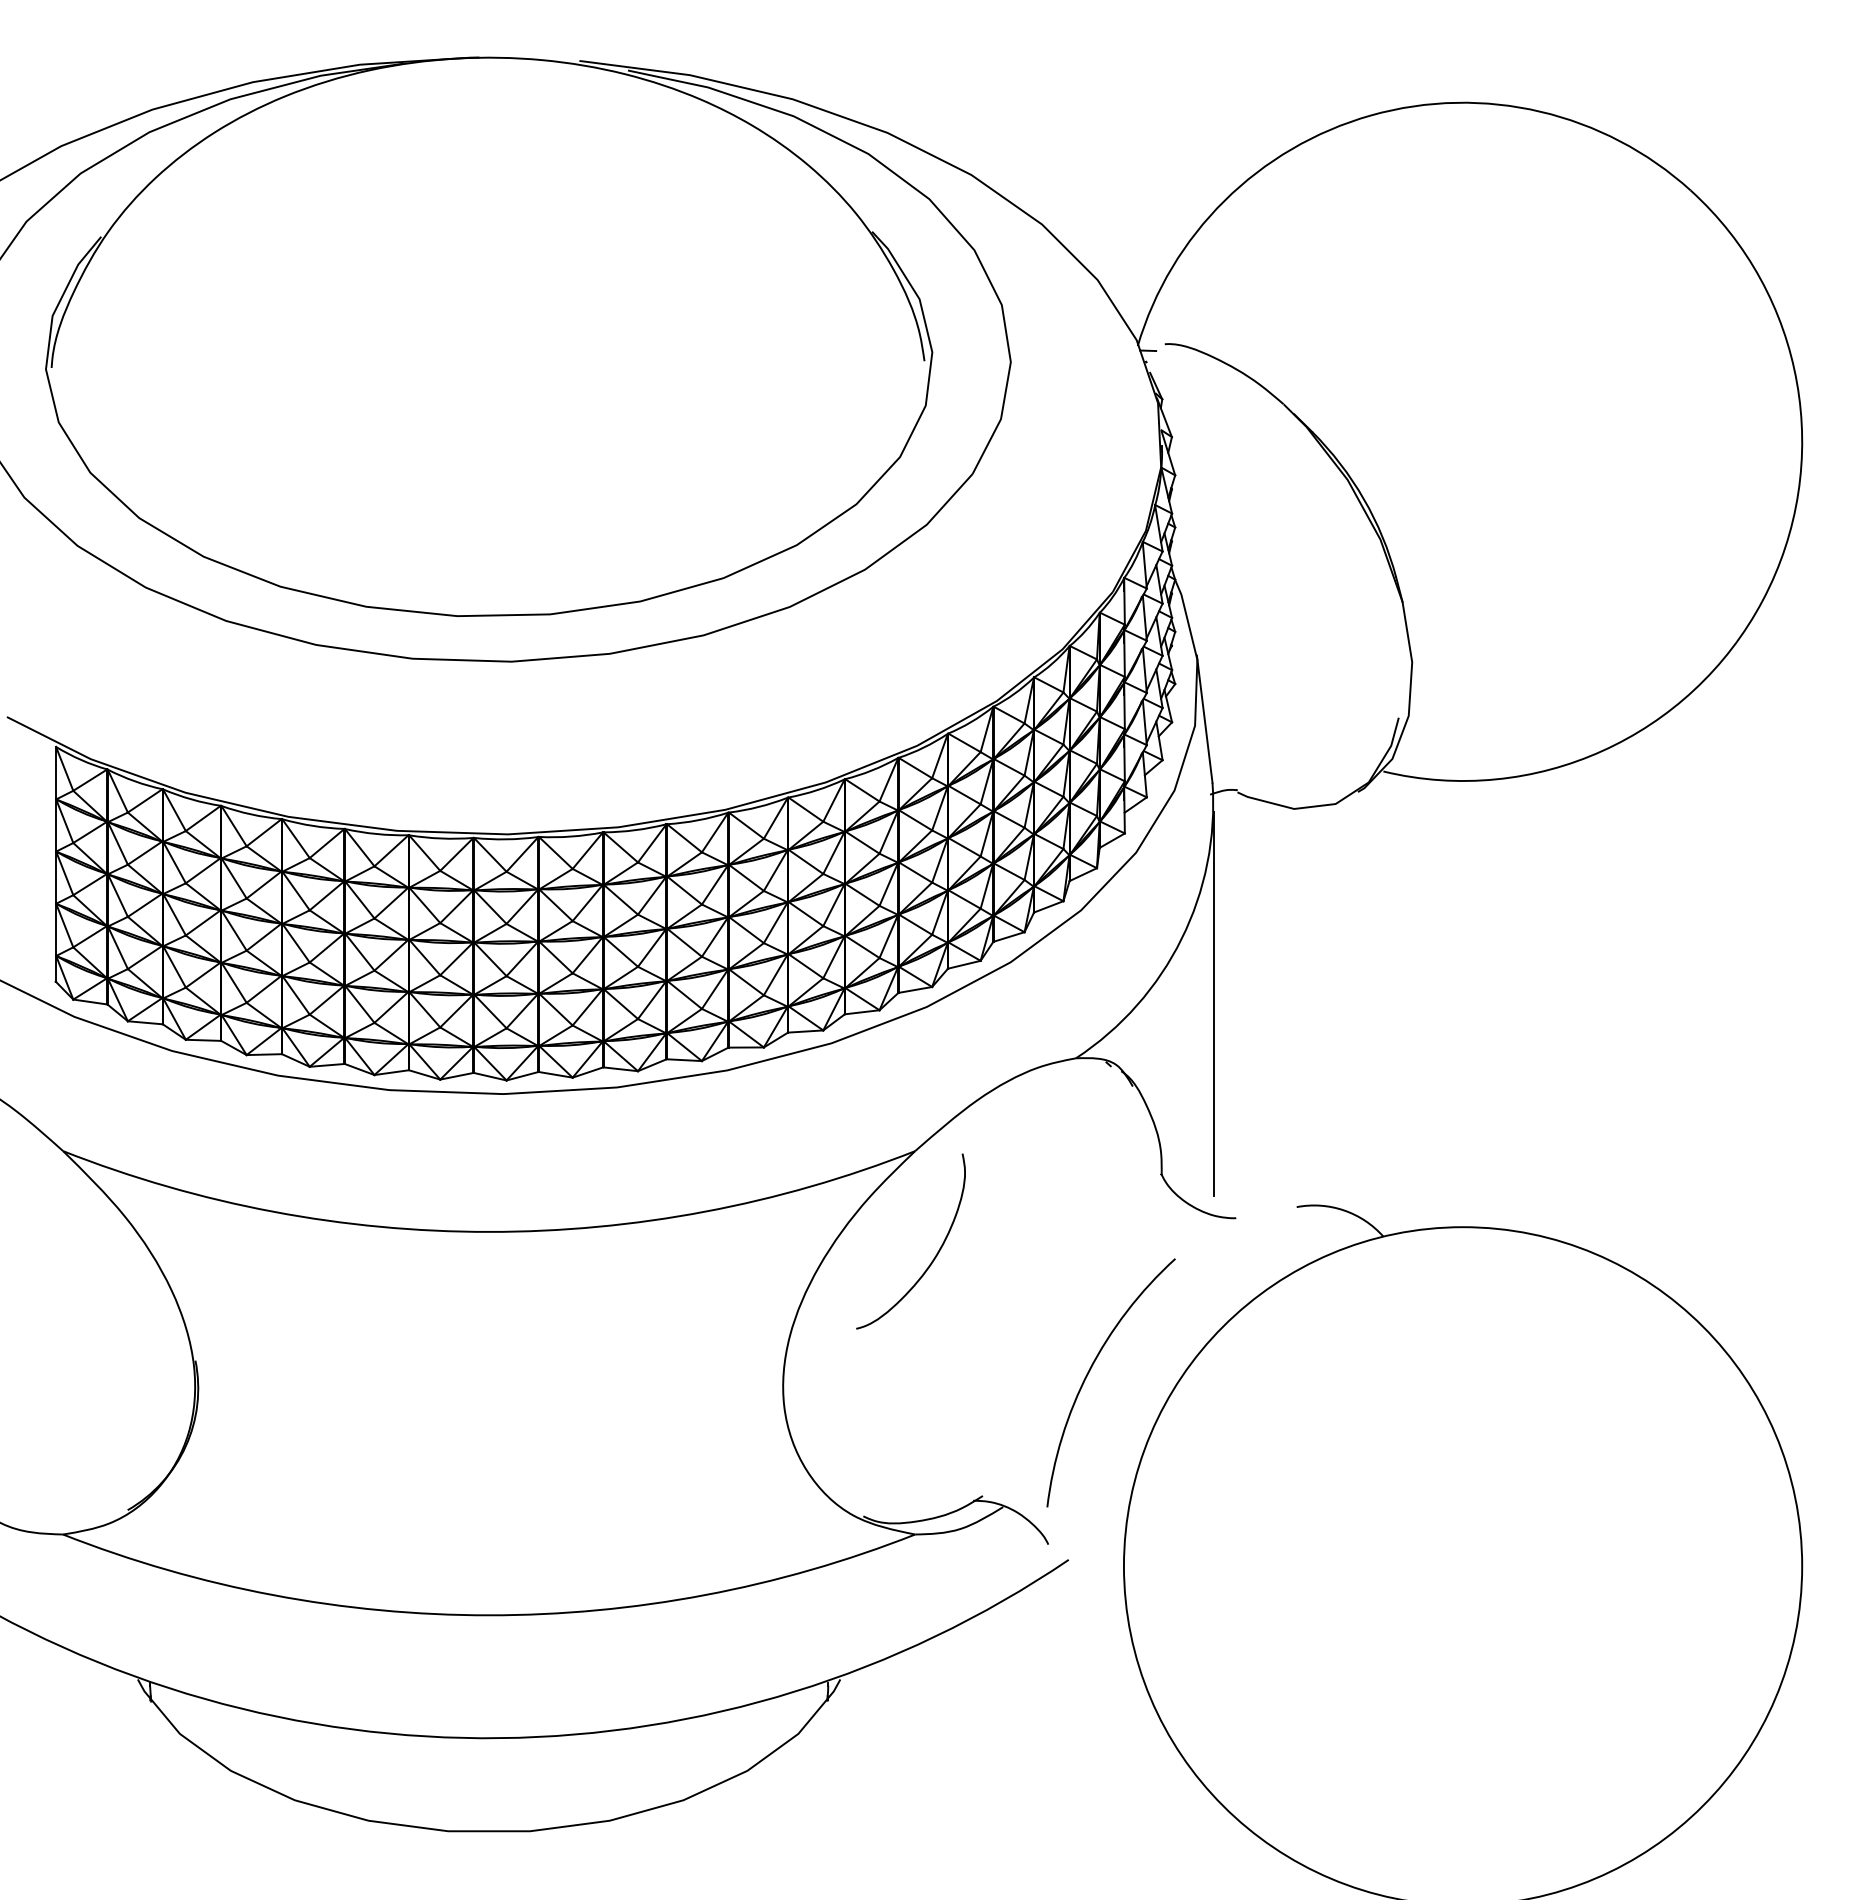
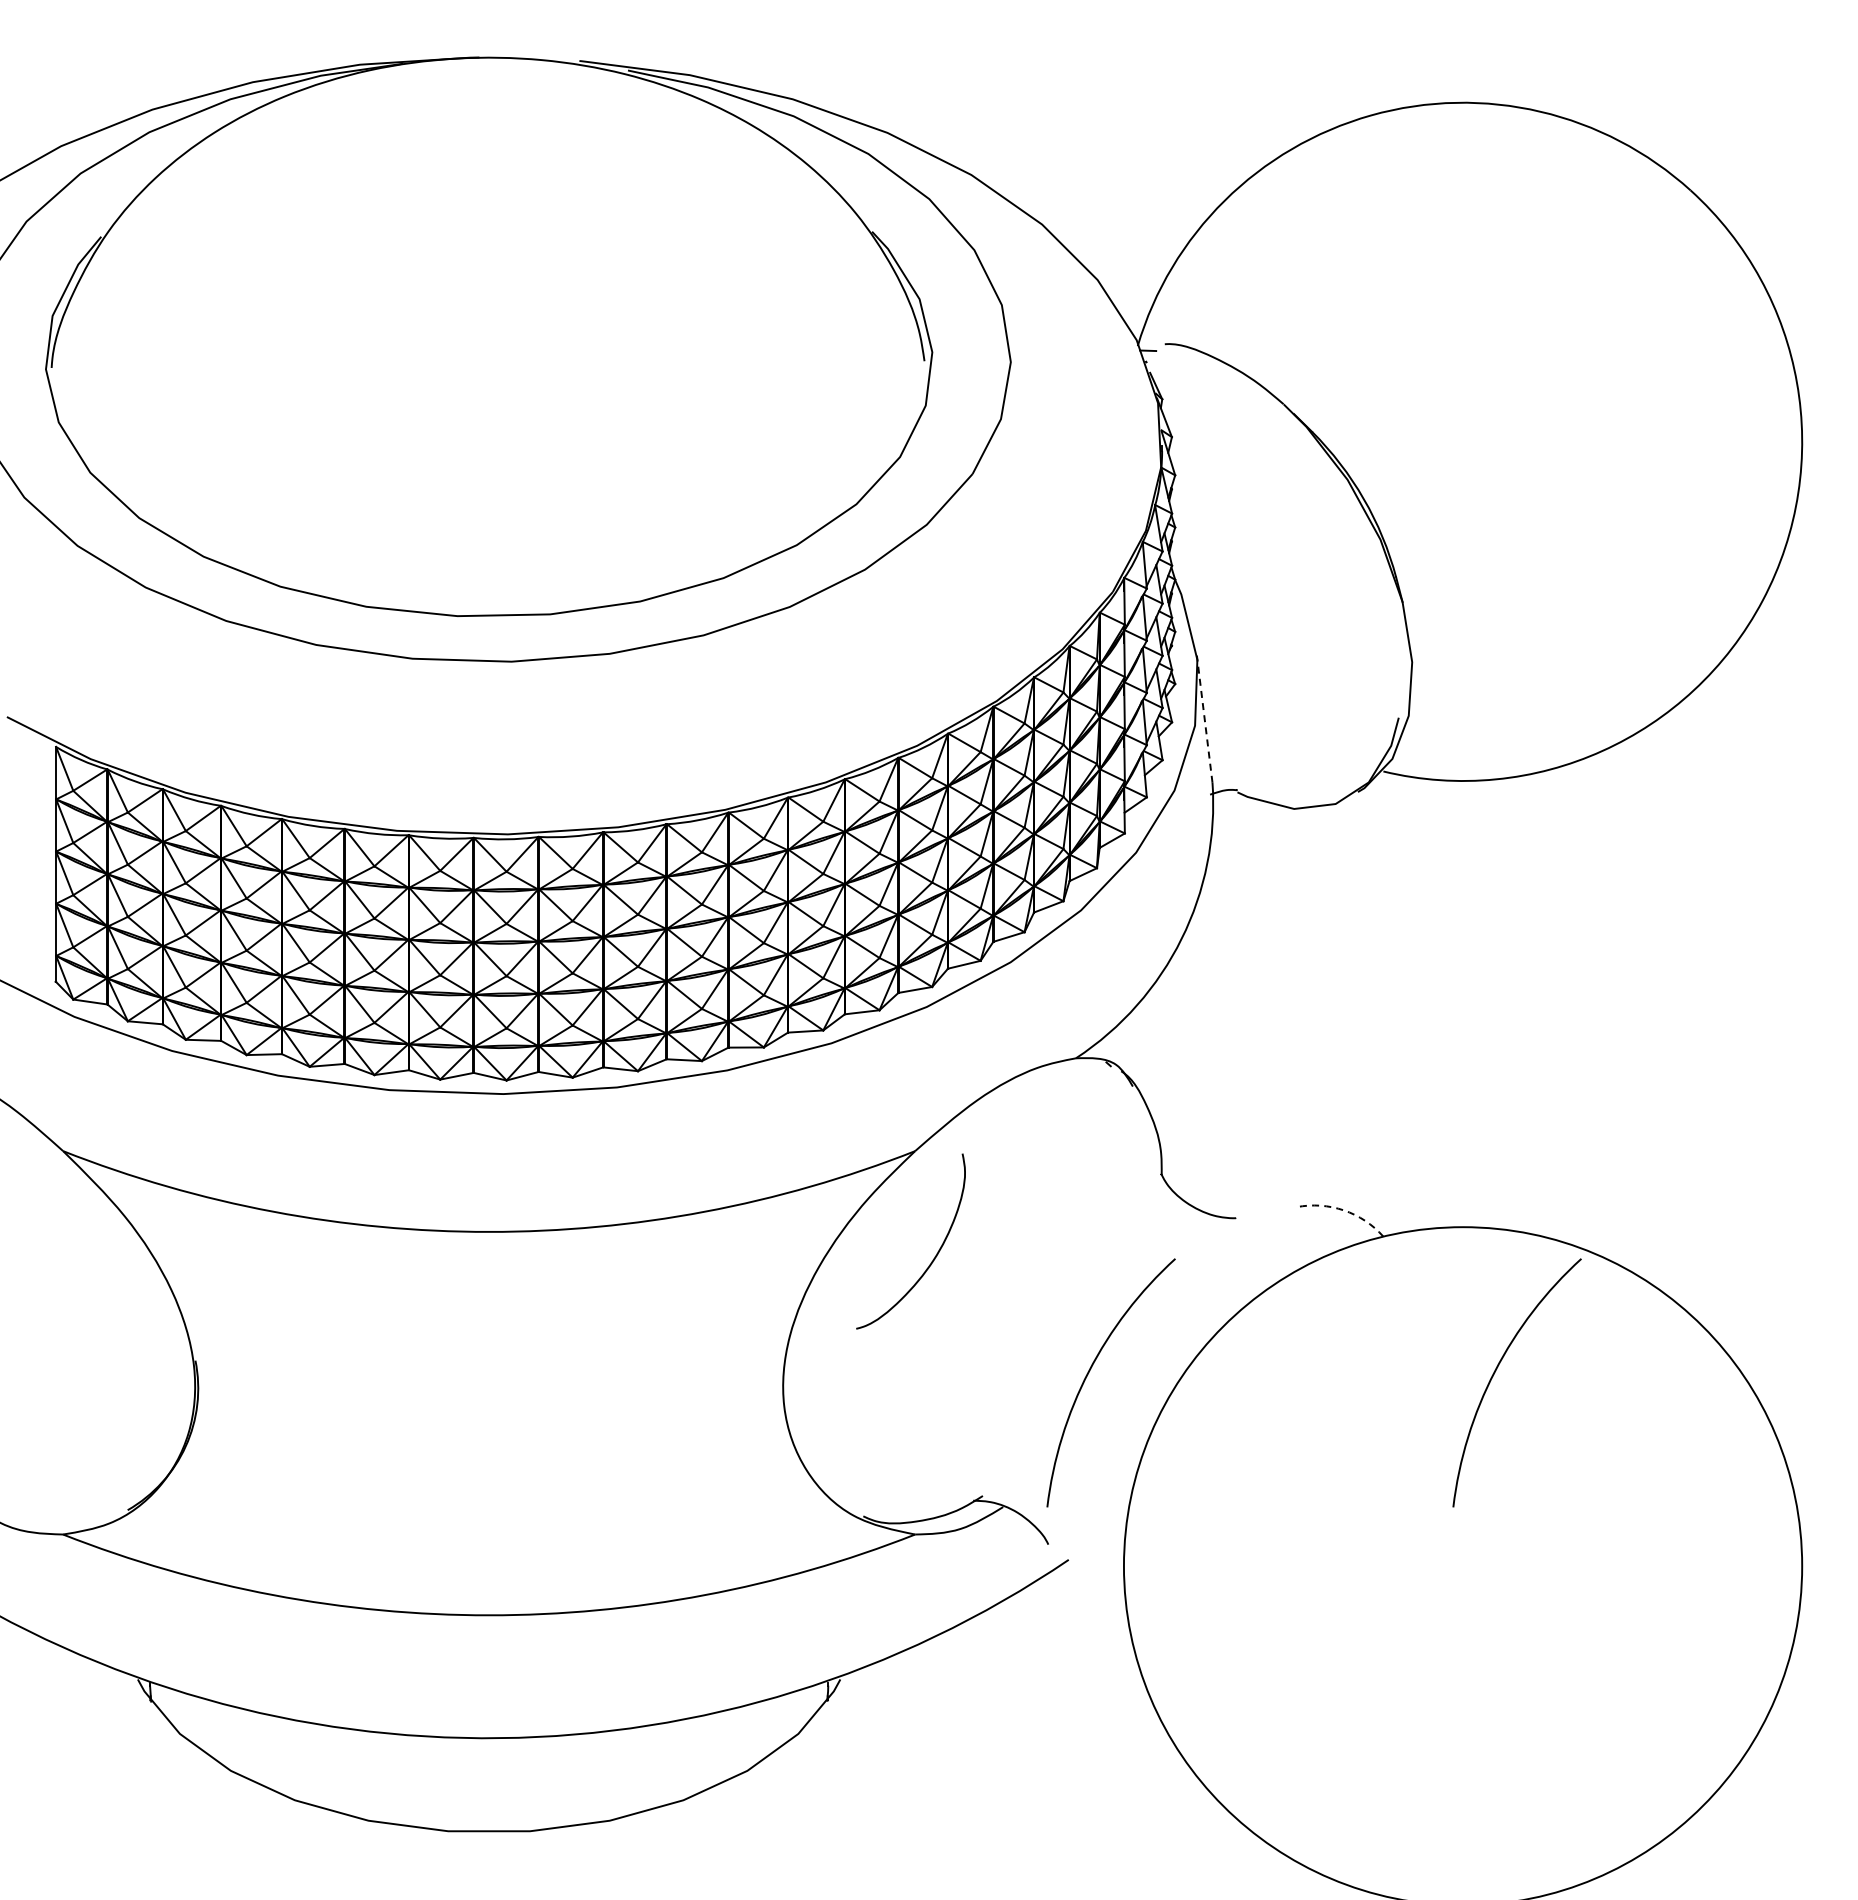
line: solid -> dashed (1204, 718)
line: present -> none (1214, 1003)
arc: solid -> dashed (1343, 1210)
arc: none -> present (1497, 1369)
